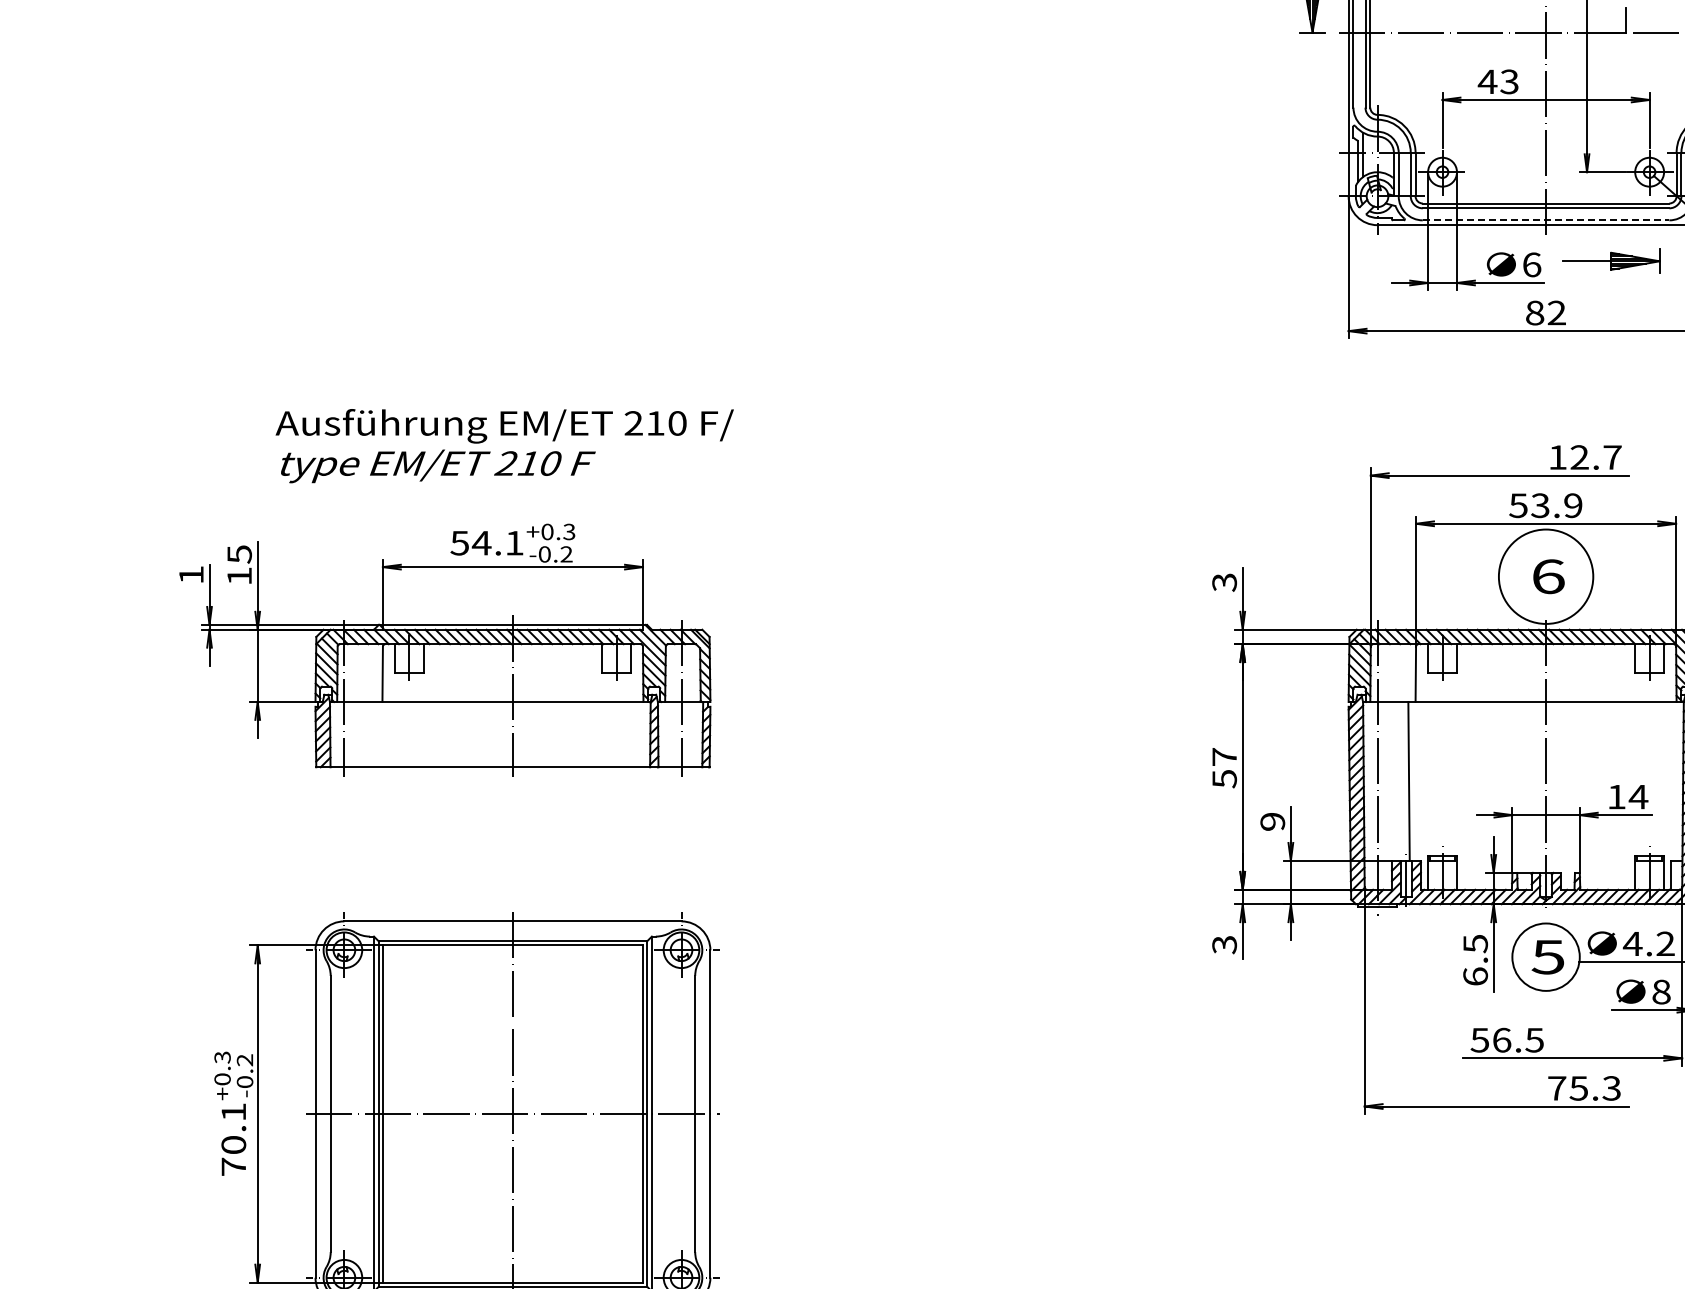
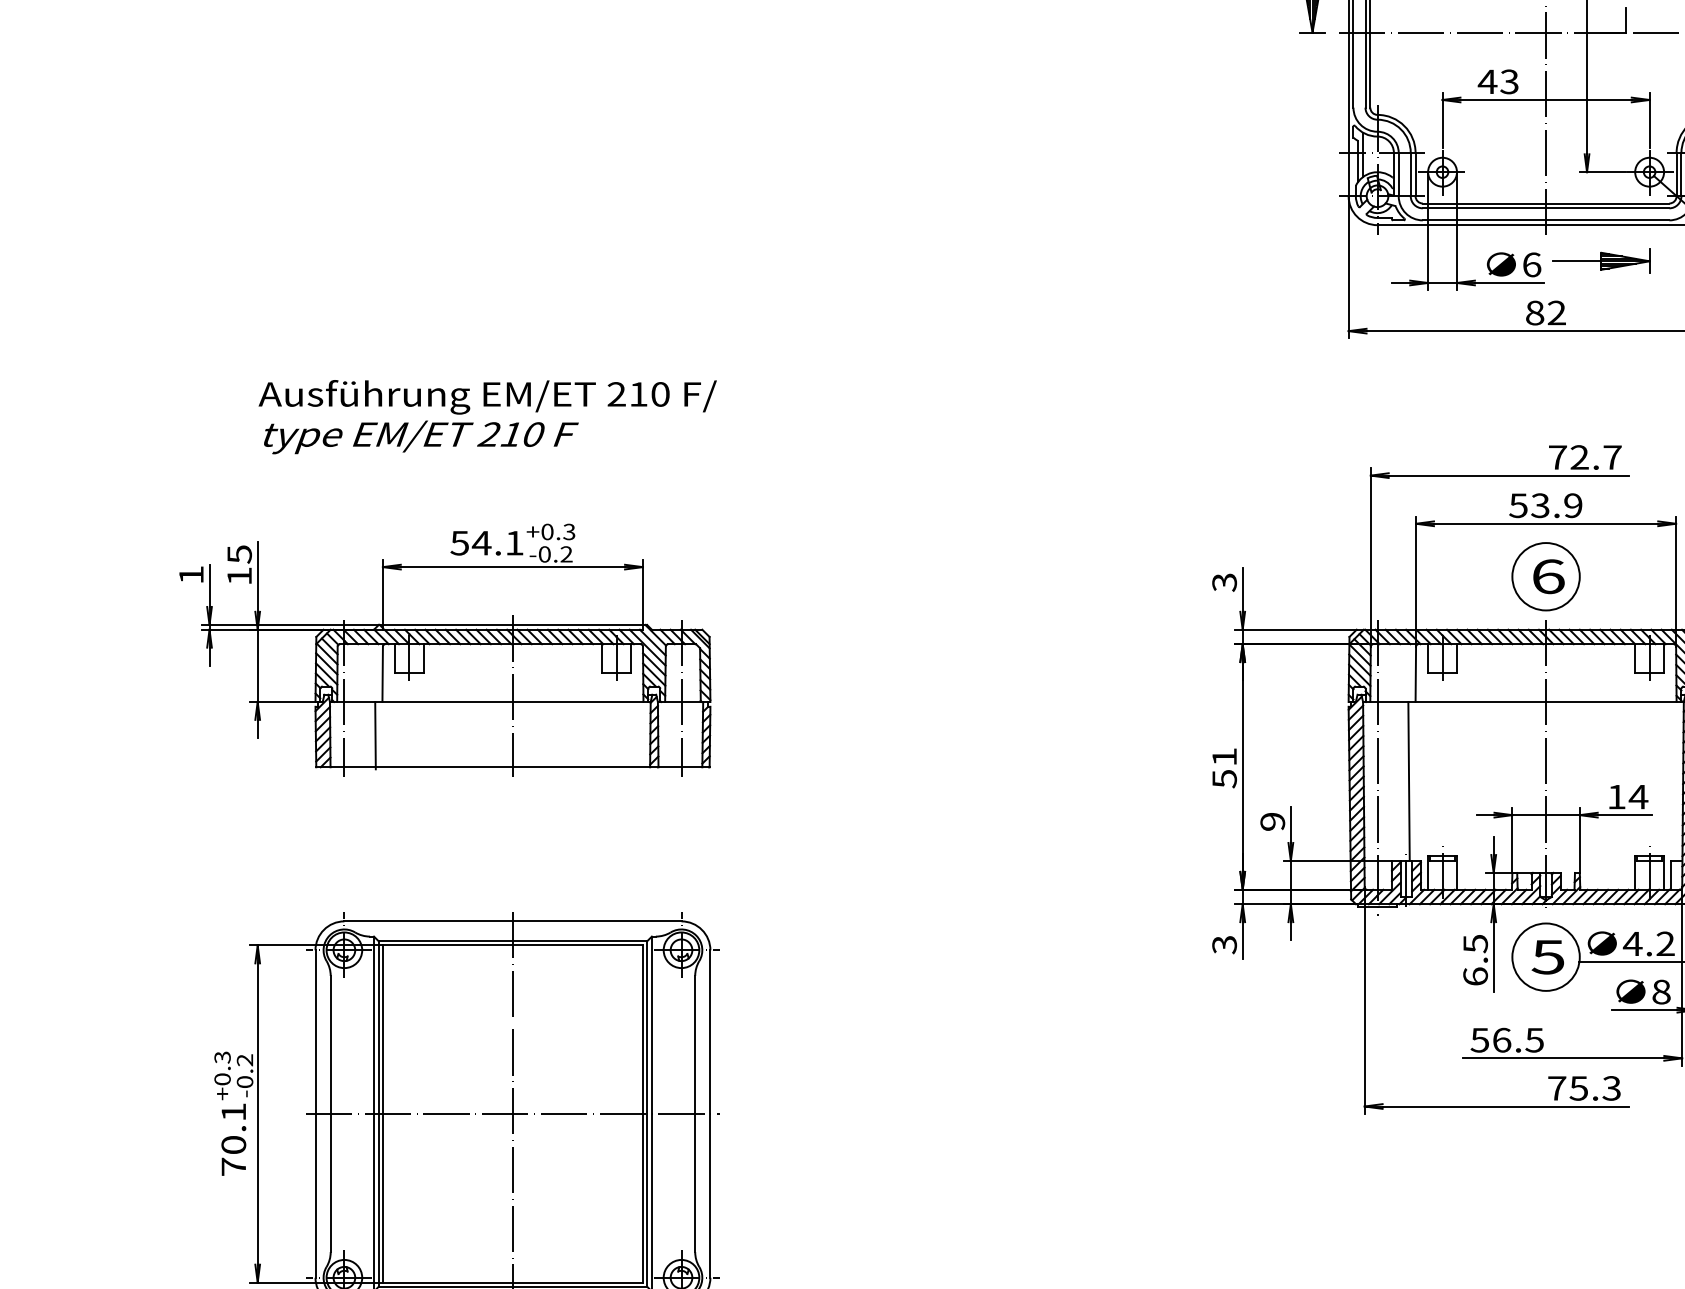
line: dashed -> solid (1546, 220)
part position: (1611, 260) -> (1601, 260) (1601, 260)
text position: (504, 446) -> (487, 417) (487, 417)
text: 12.7 -> 72.7 (1557, 457)
circle diameter: 94 px -> 67 px (1545, 576)
line: none -> present (375, 735)
text: 57 -> 51 (1224, 756)
